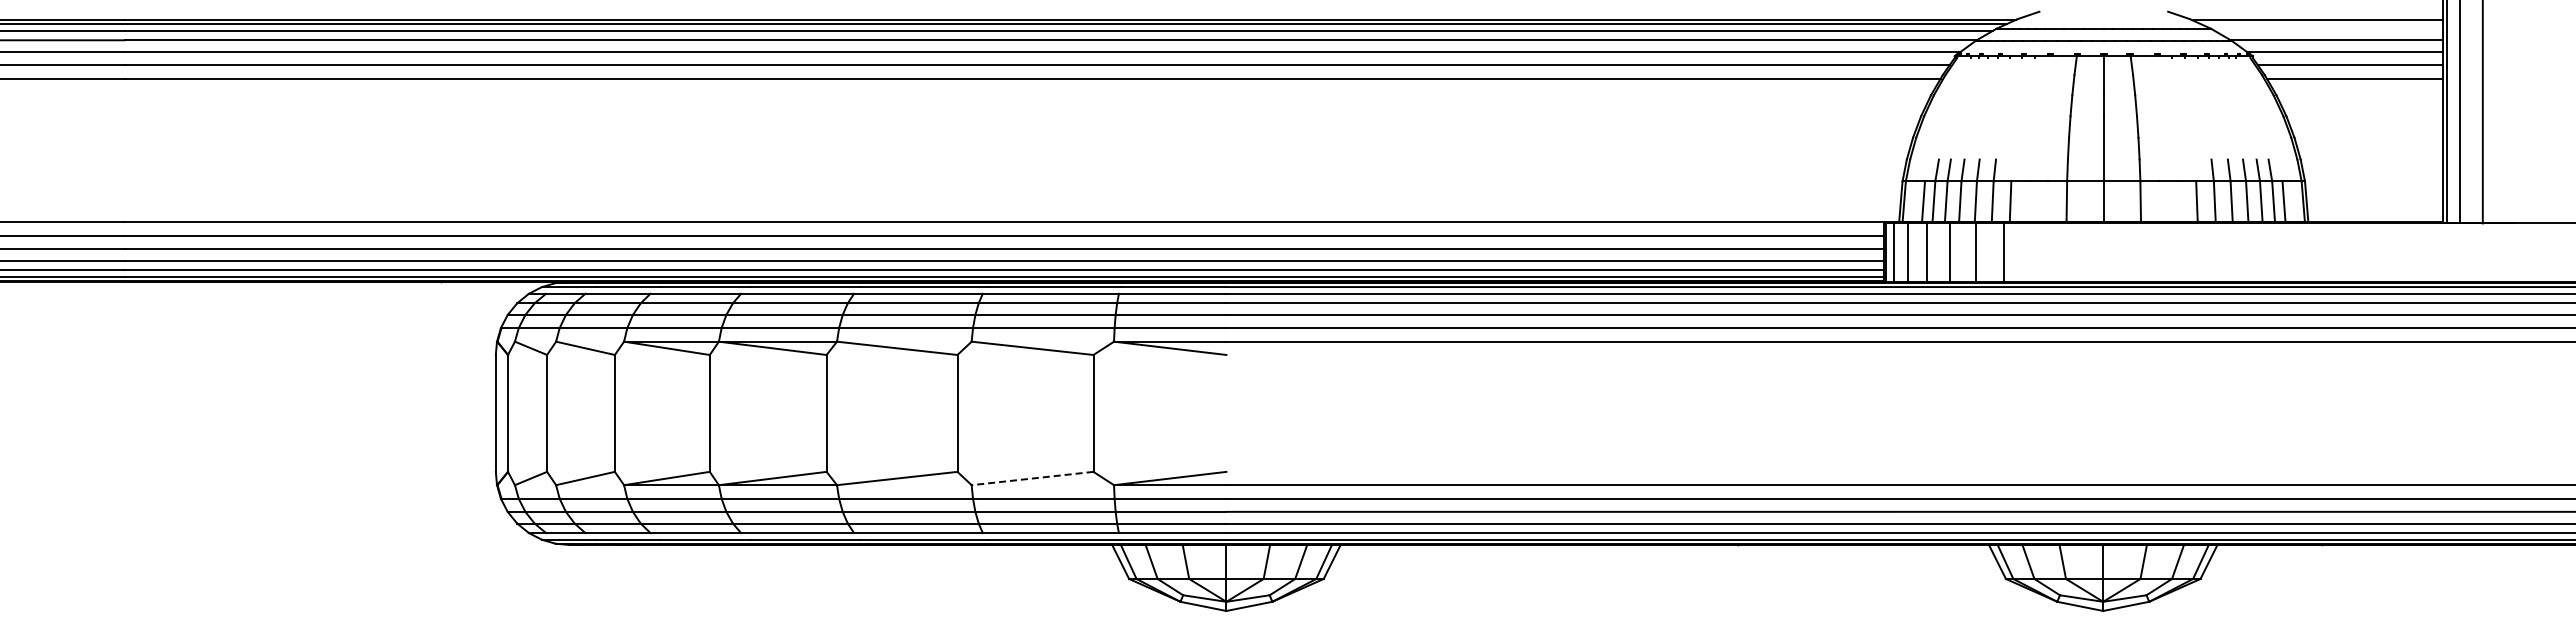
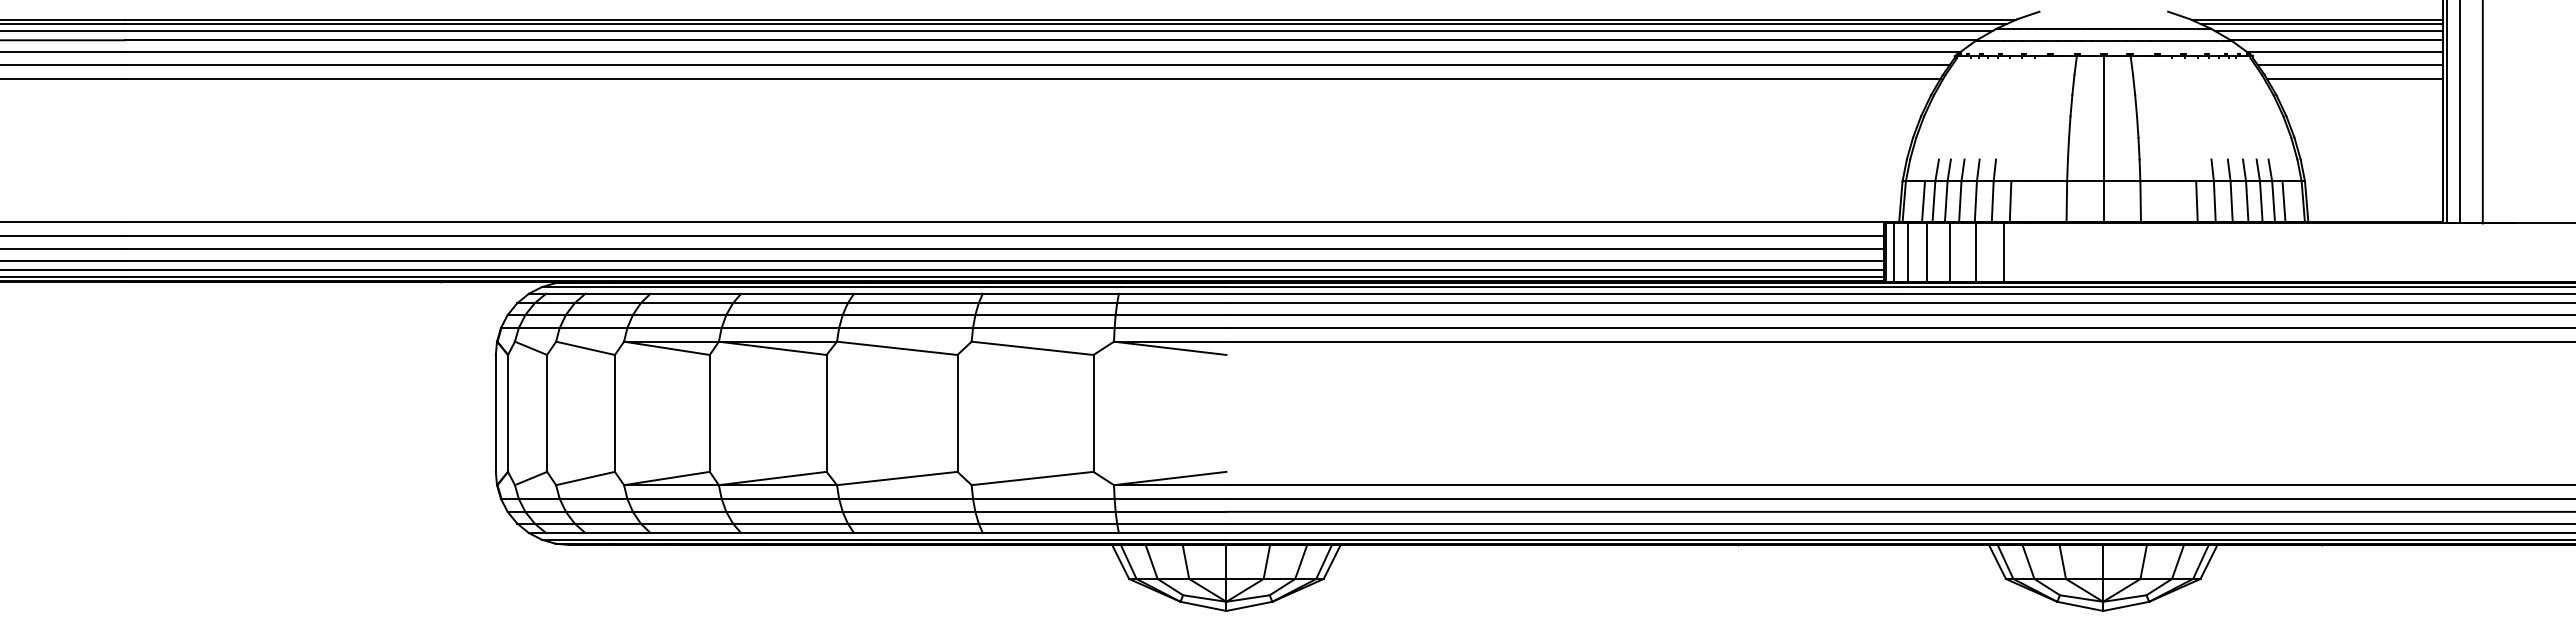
line: none -> present (2321, 24)
line: none -> present (2328, 30)
line: dashed -> solid (1032, 478)
